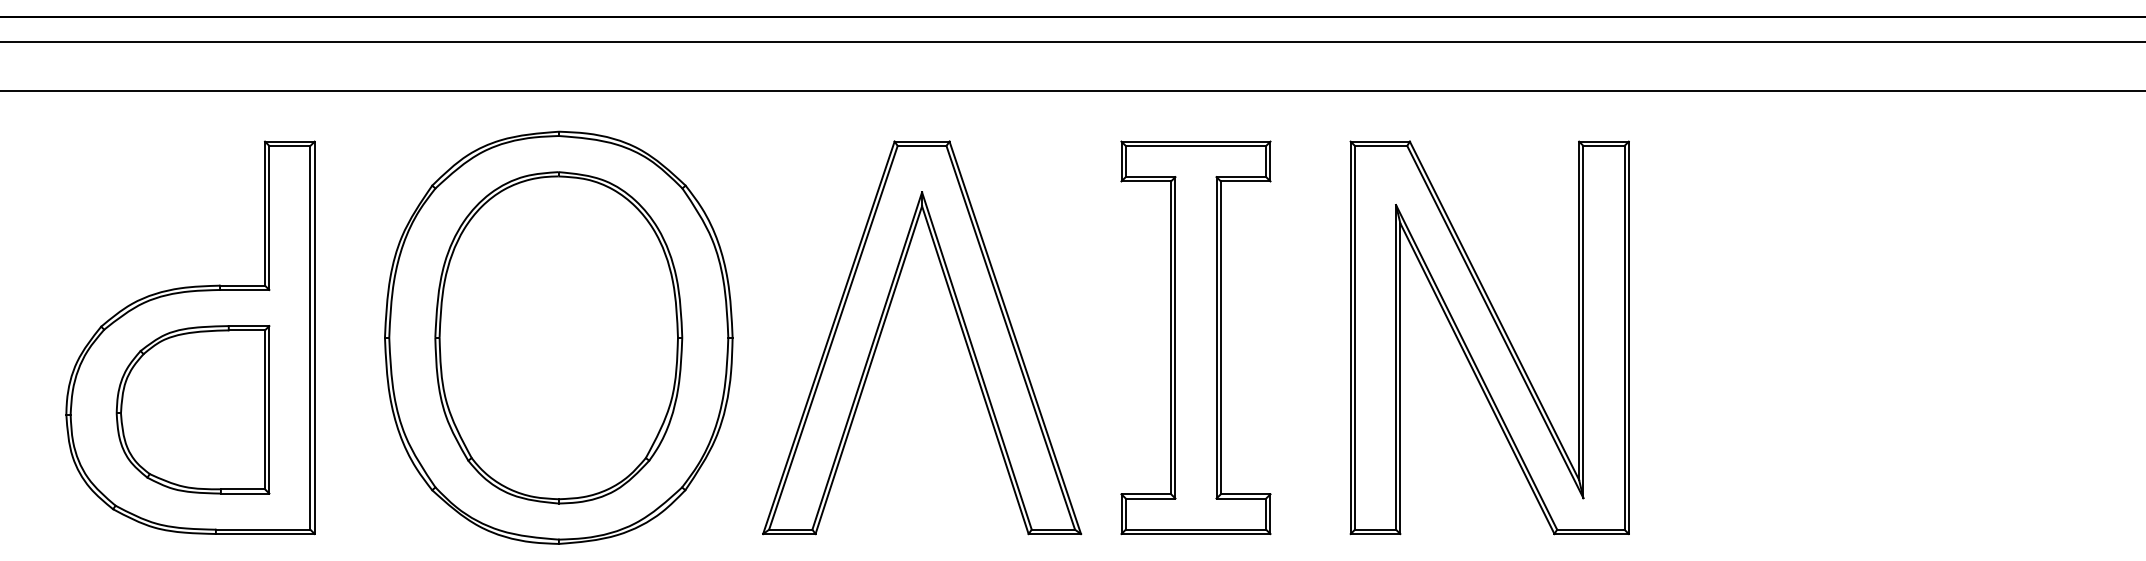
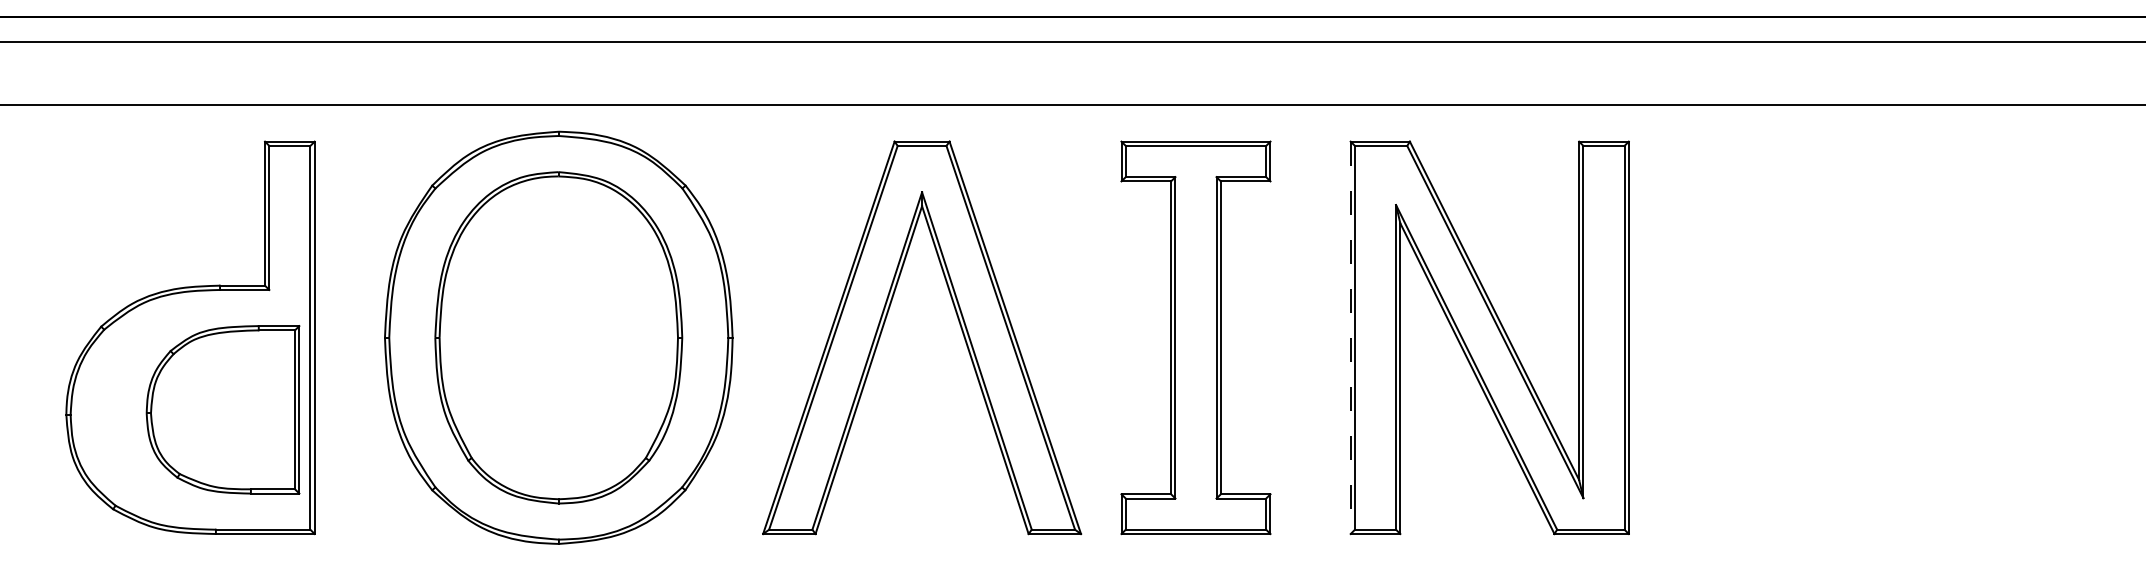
line position: (1072, 90) -> (1072, 104) (1072, 104)
line: solid -> dashed (1350, 338)
part position: (192, 409) -> (222, 409) (222, 409)
